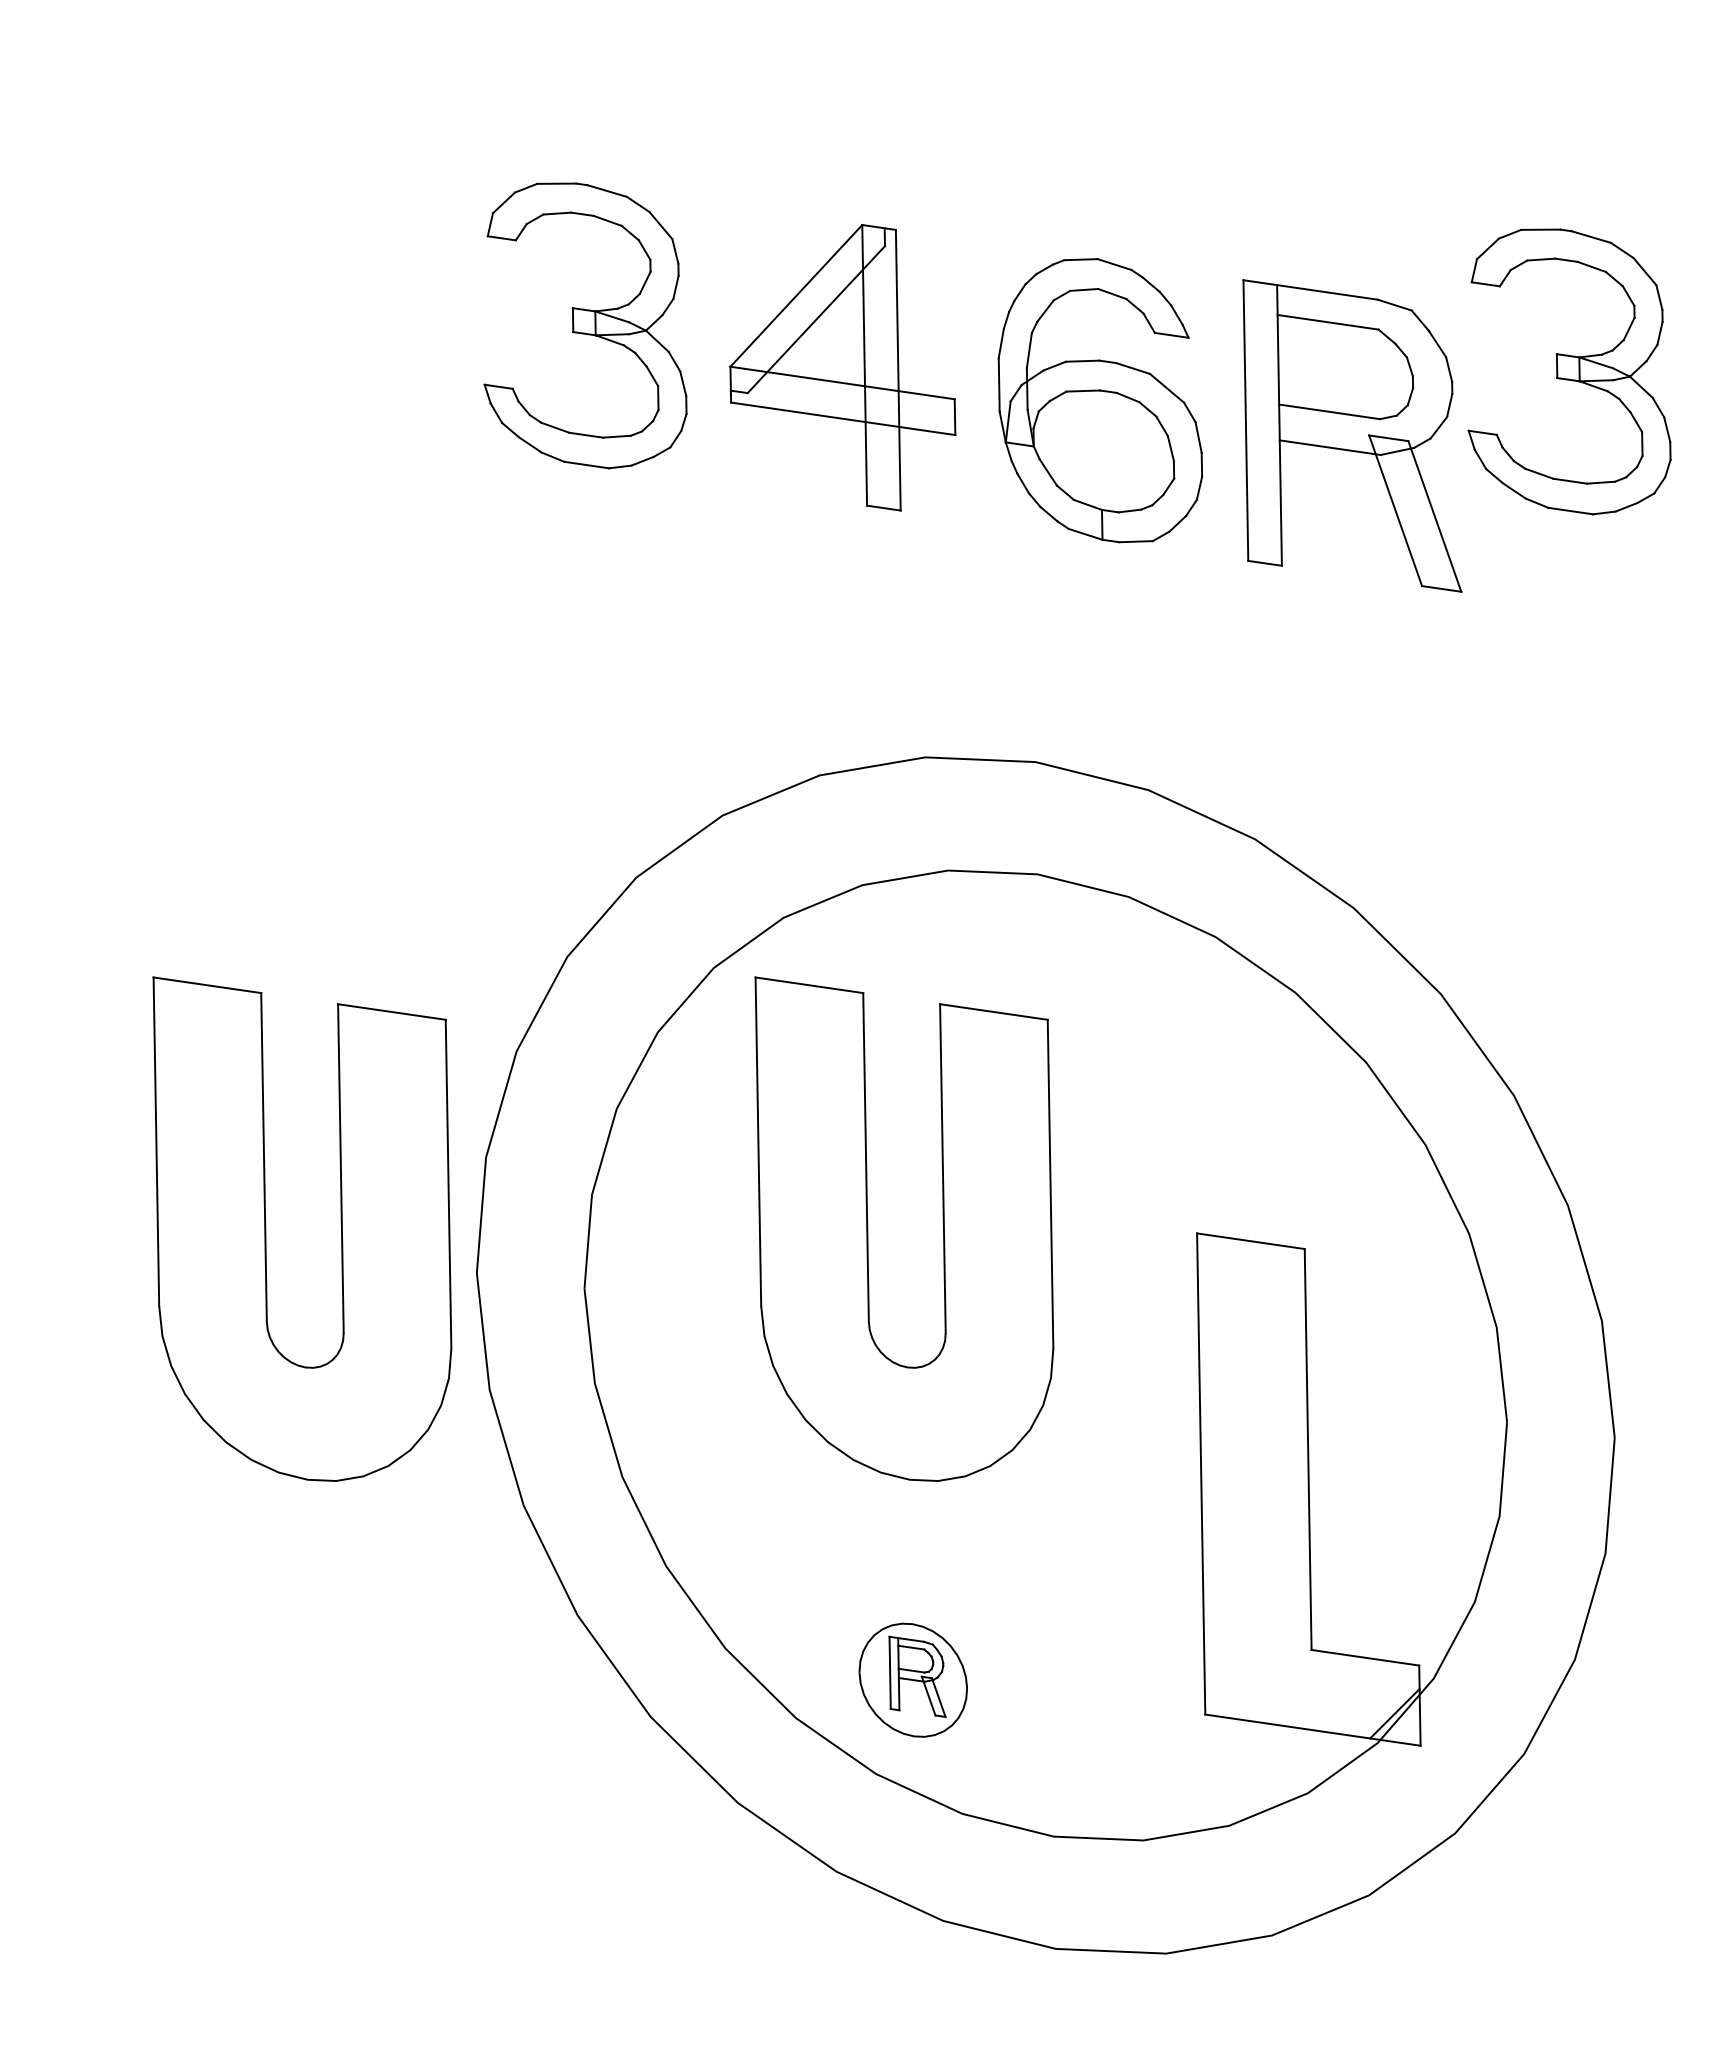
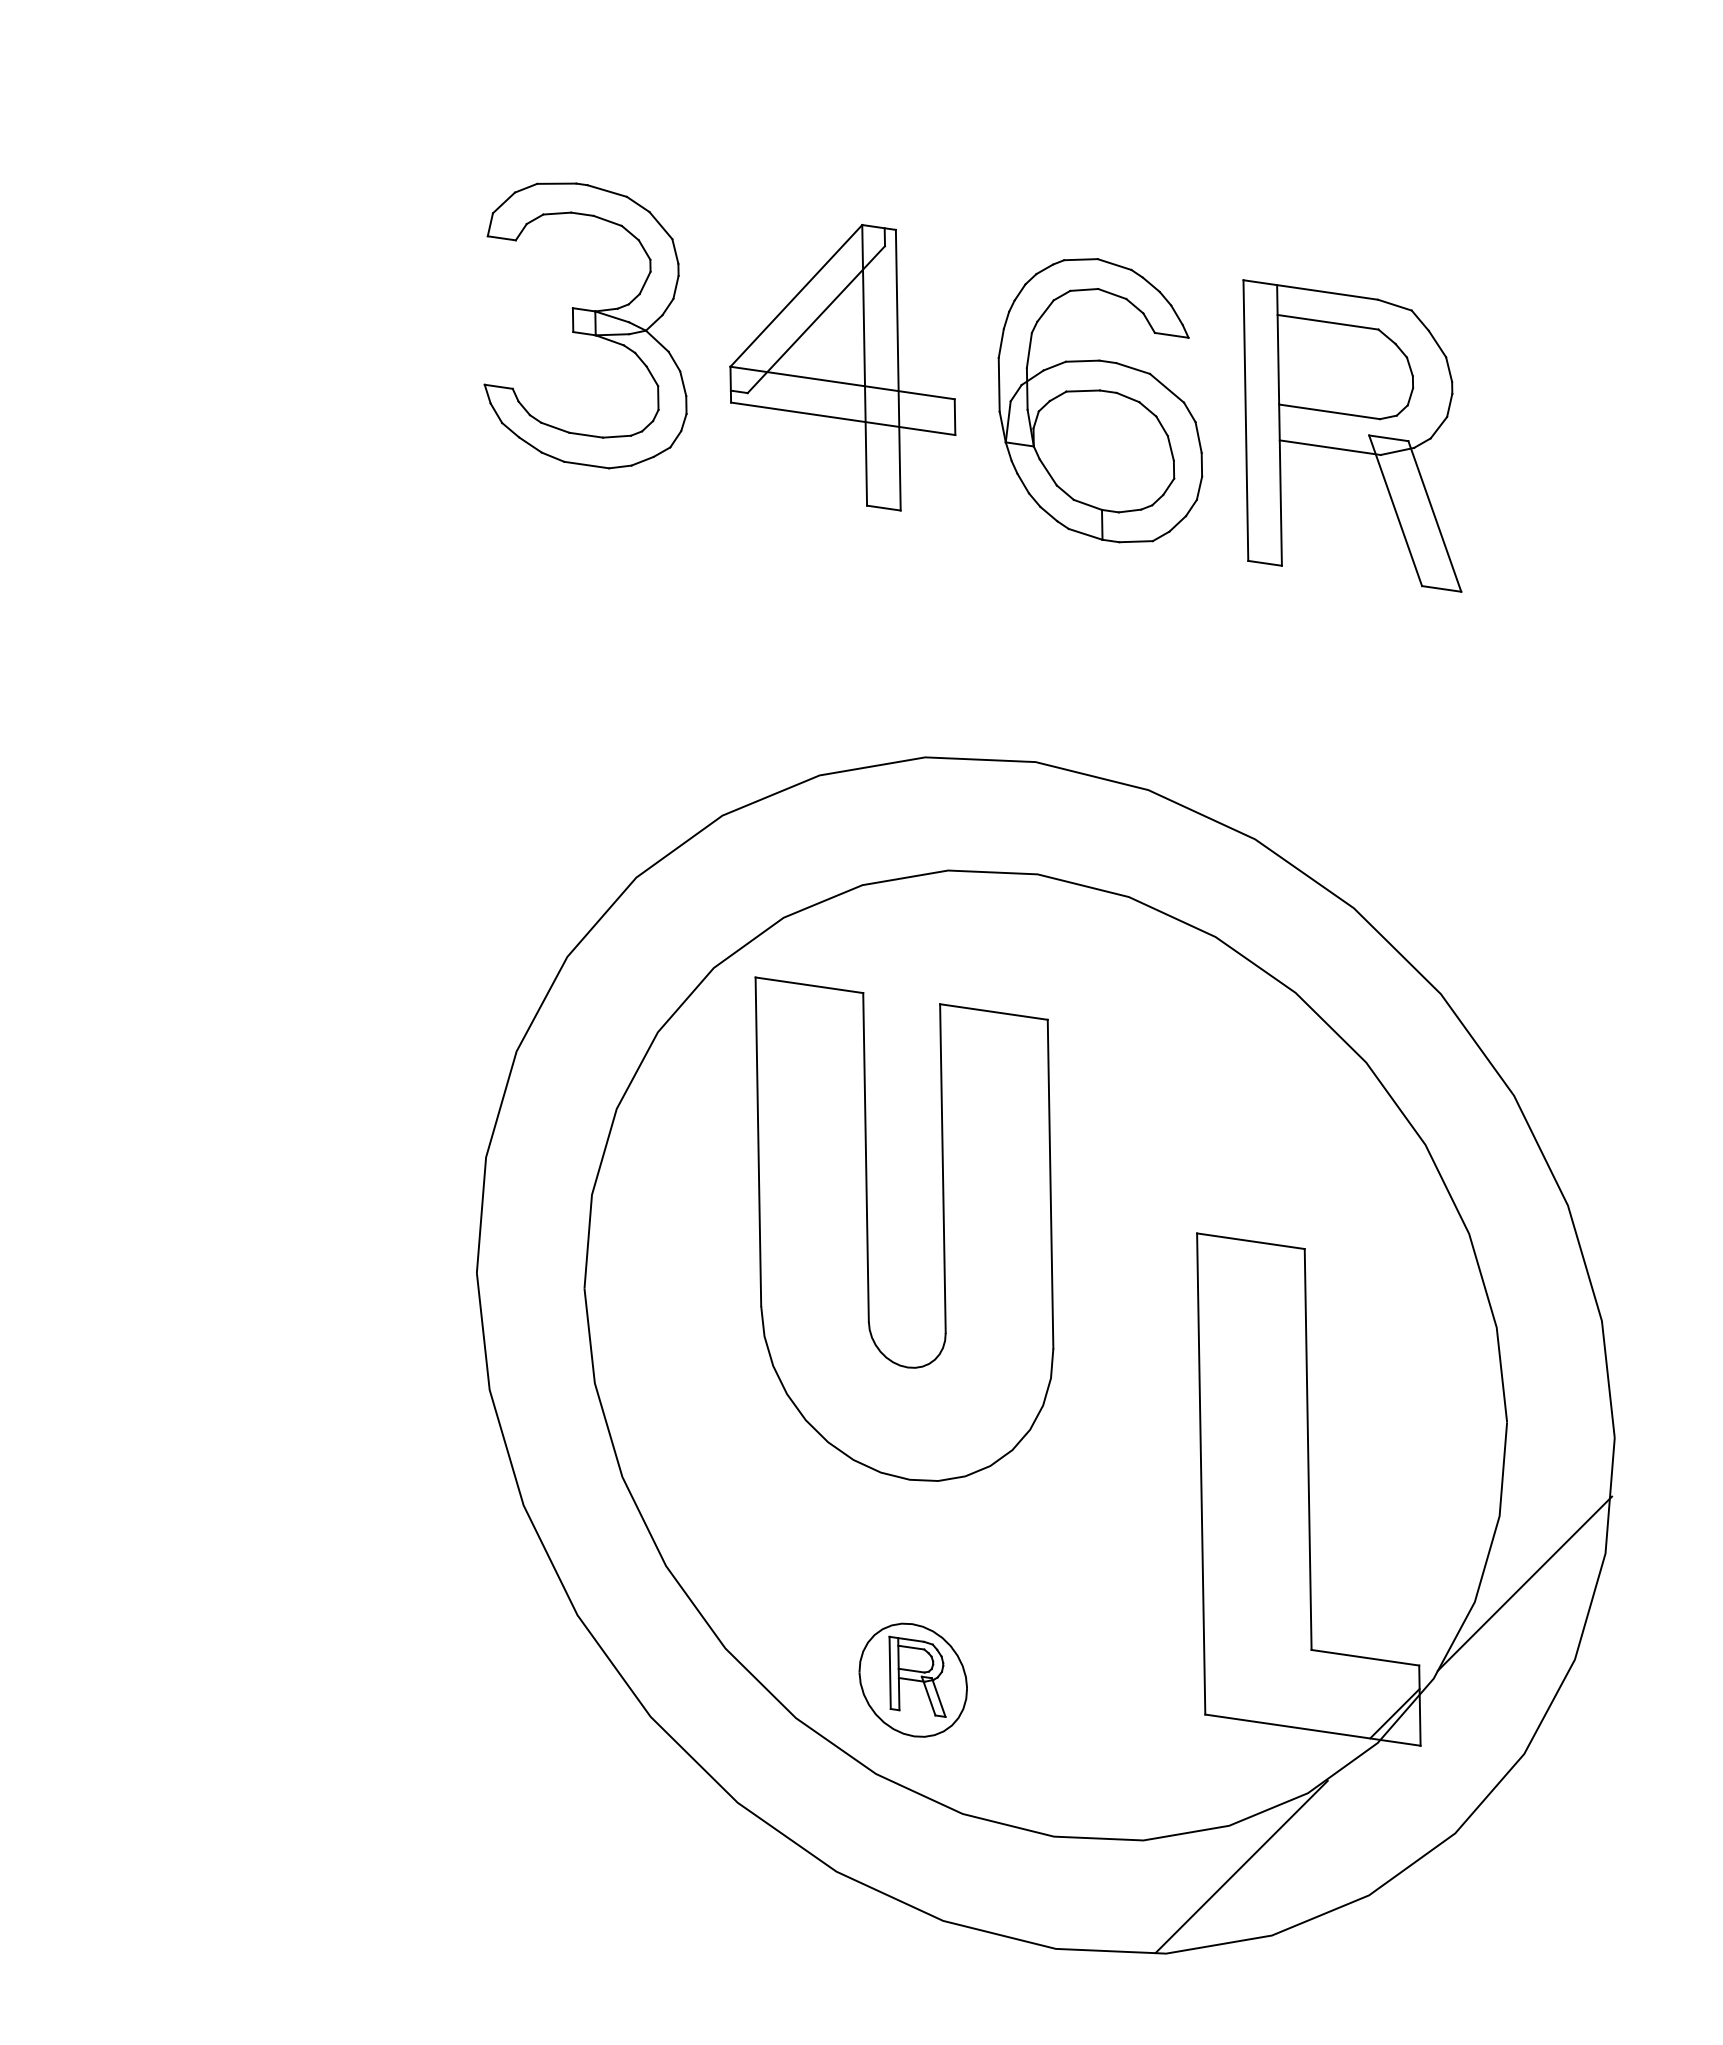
part: present -> none (1569, 371)
part: present -> none (266, 1228)
line: none -> present (1524, 1583)
line: none -> present (1241, 1866)
